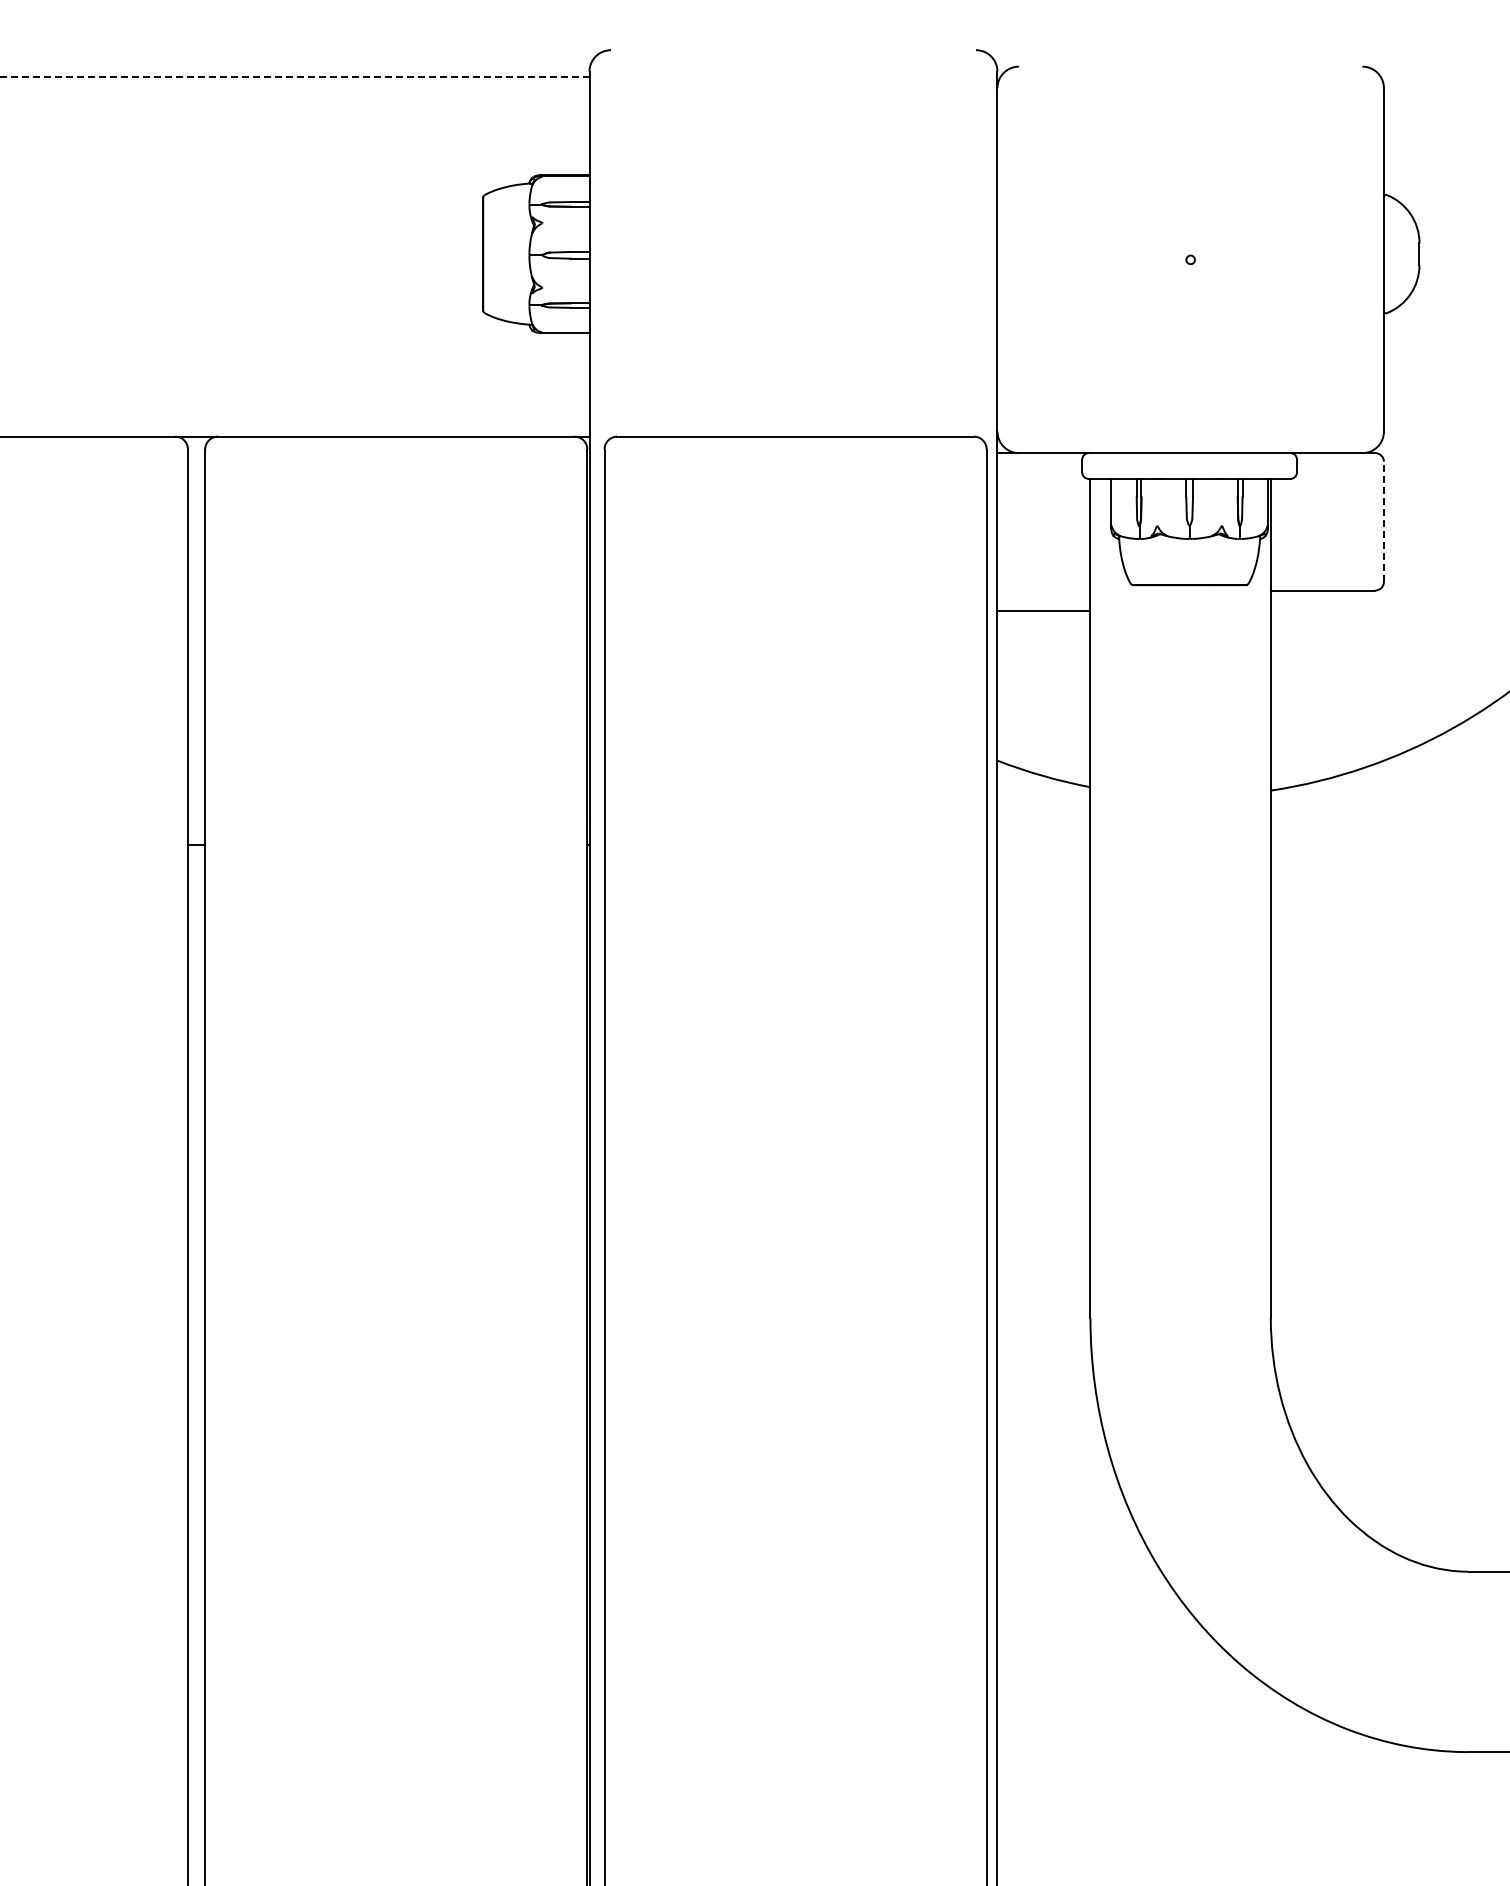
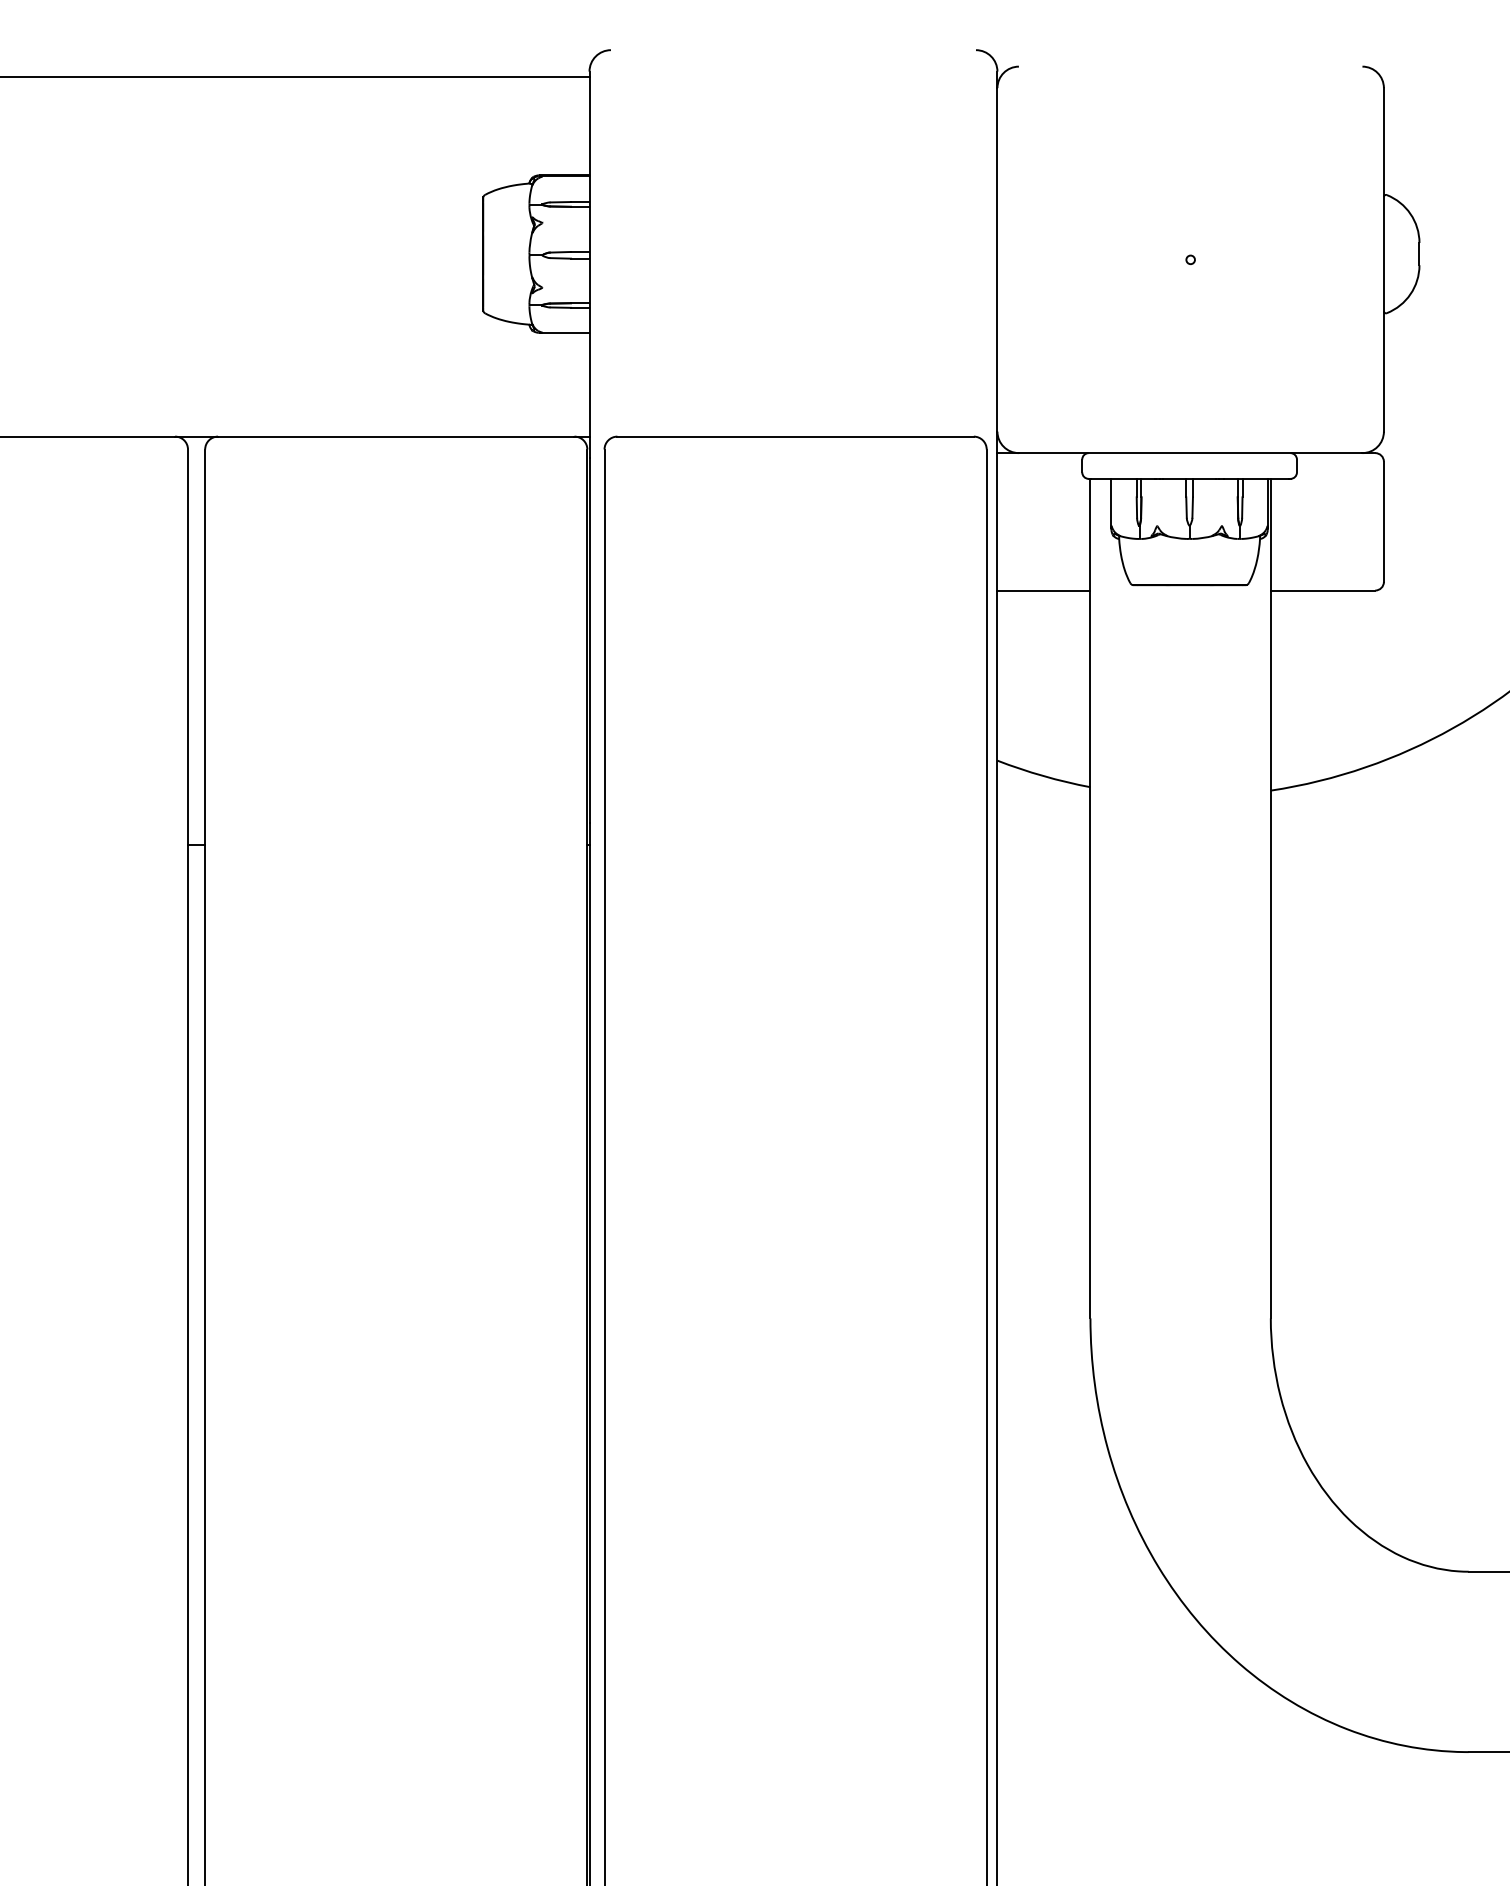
line: dashed -> solid (294, 77)
line: dashed -> solid (1383, 521)
line position: (1043, 610) -> (1043, 590) (1043, 590)
